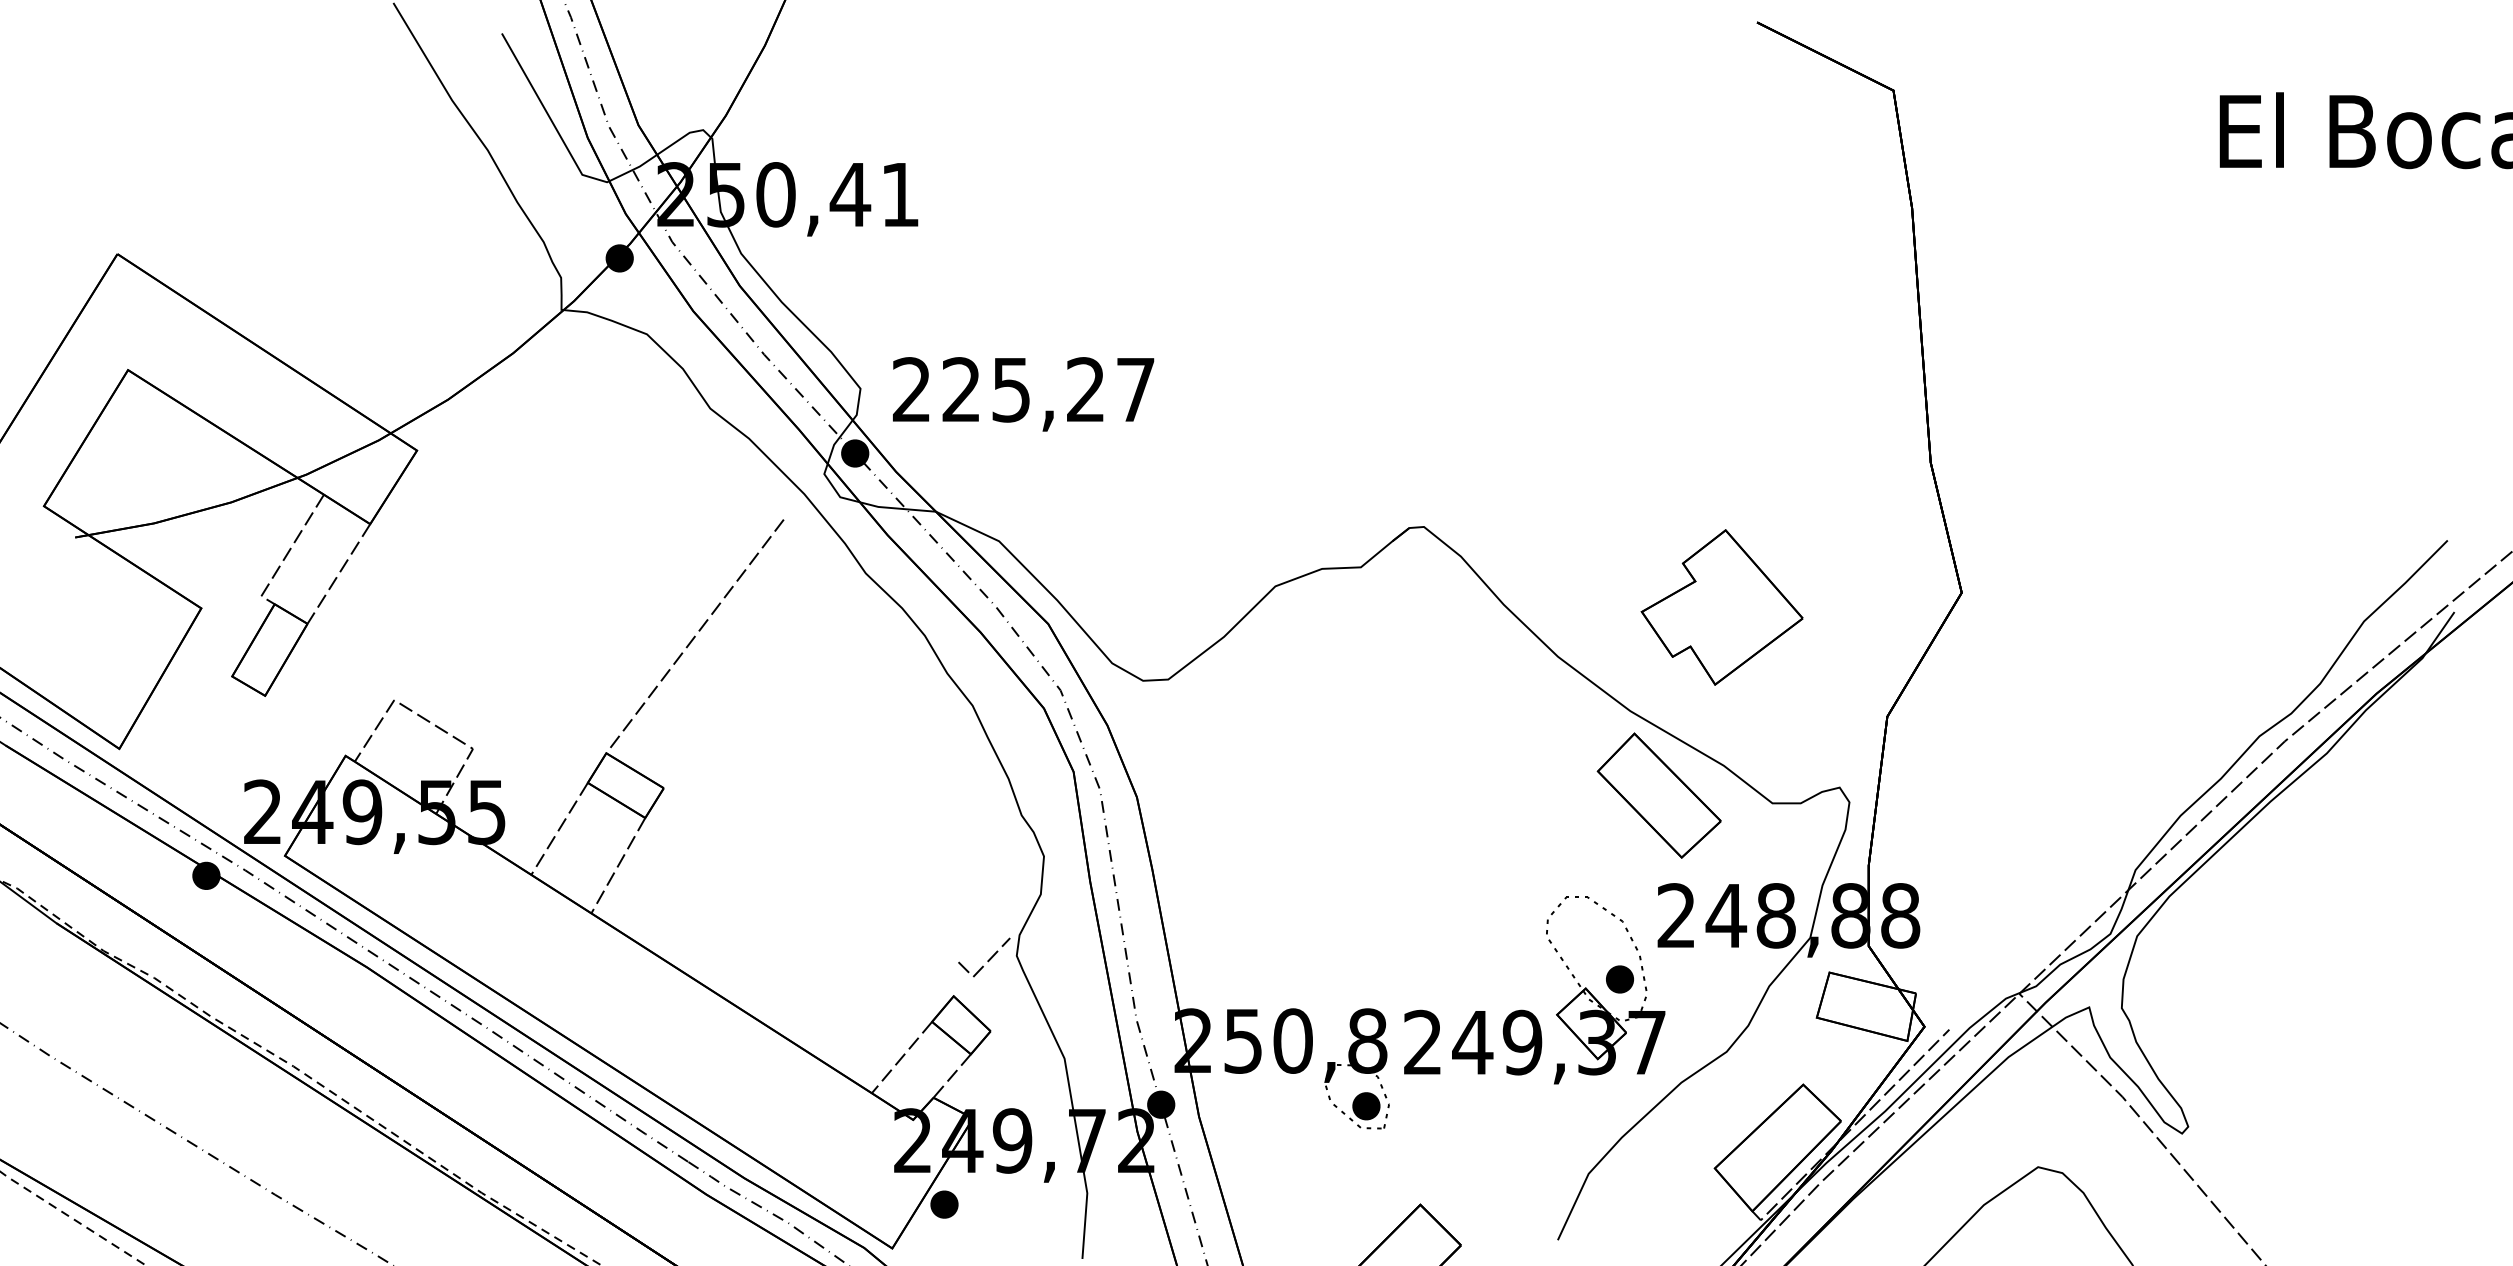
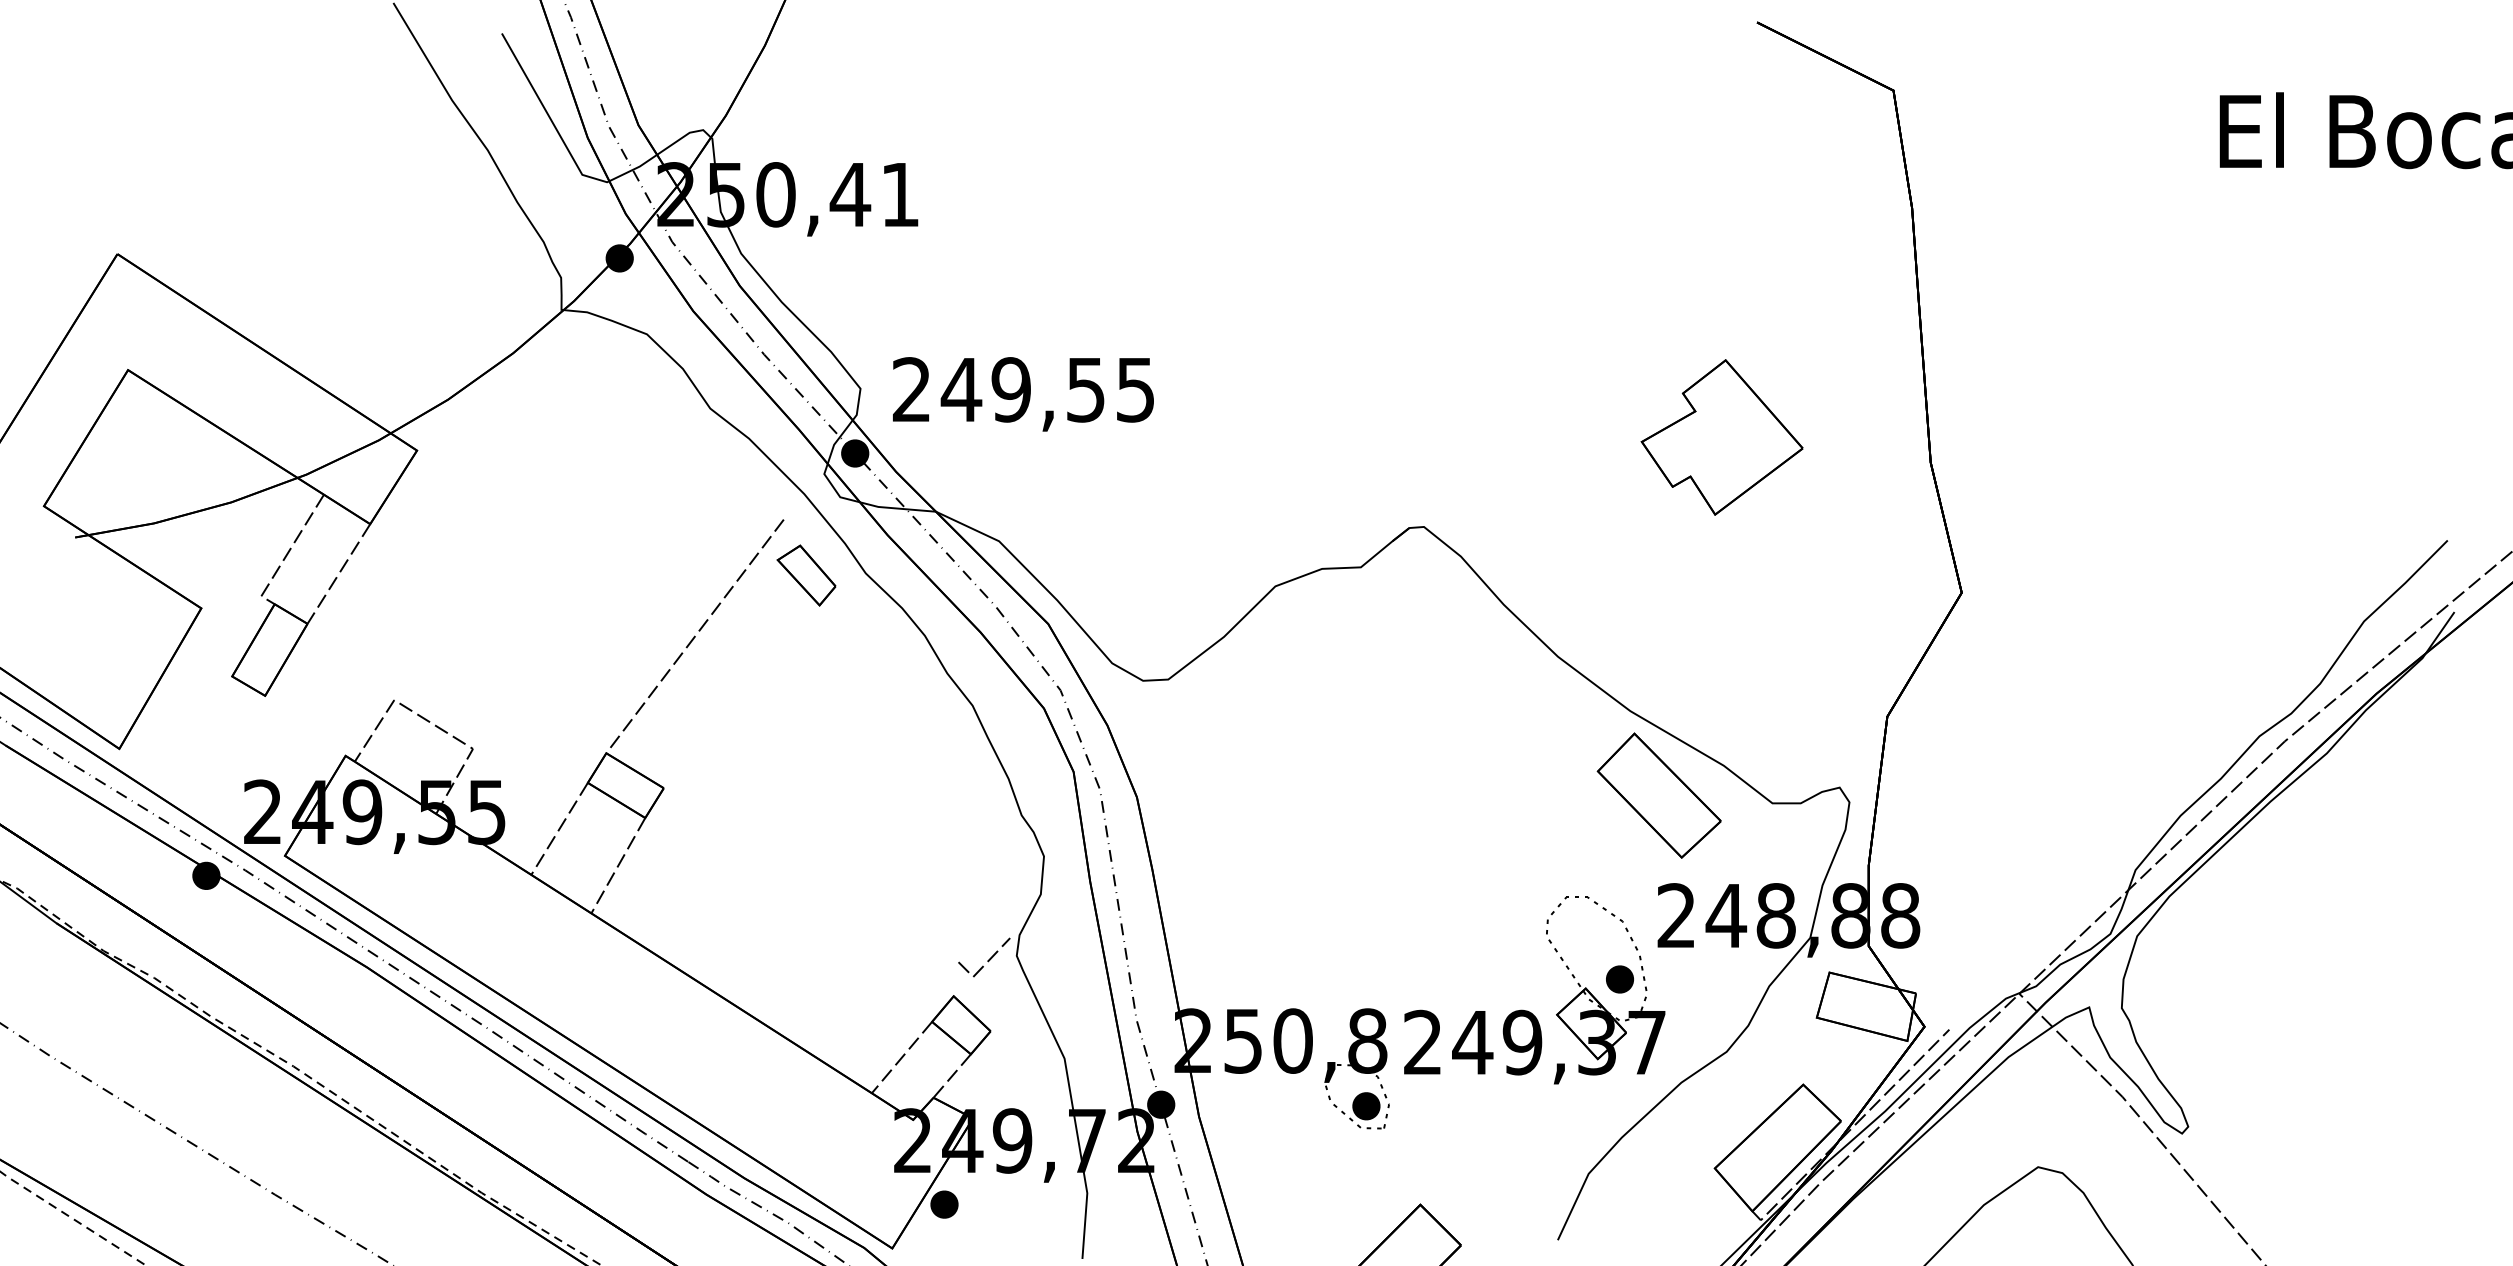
text: 225,27 -> 249,55 (1047, 389)
part: none -> present (806, 575)
part position: (1721, 607) -> (1721, 437) (1721, 437)
